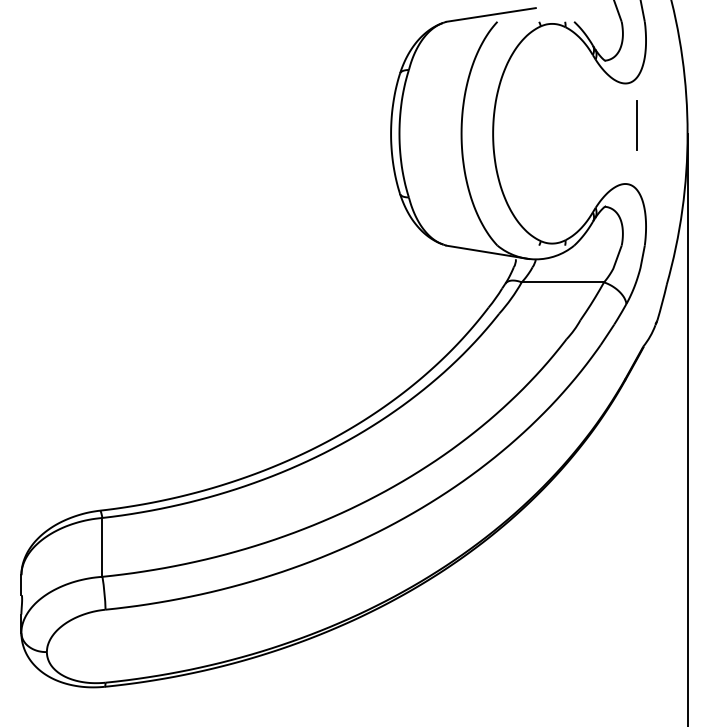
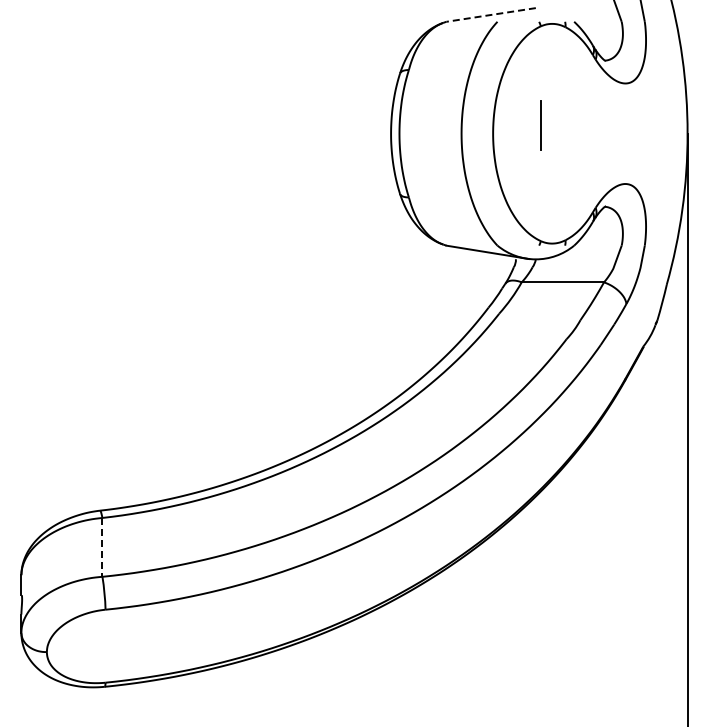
line: solid -> dashed (490, 15)
line position: (636, 125) -> (540, 125) (540, 125)
line: solid -> dashed (102, 547)
